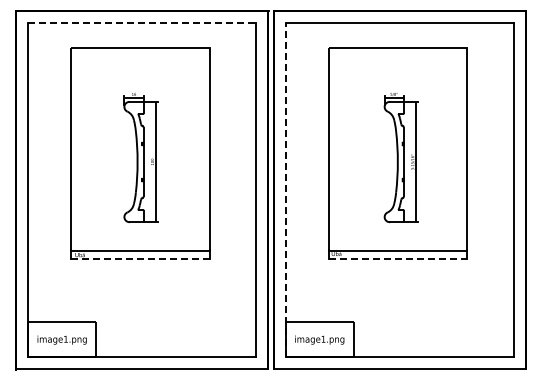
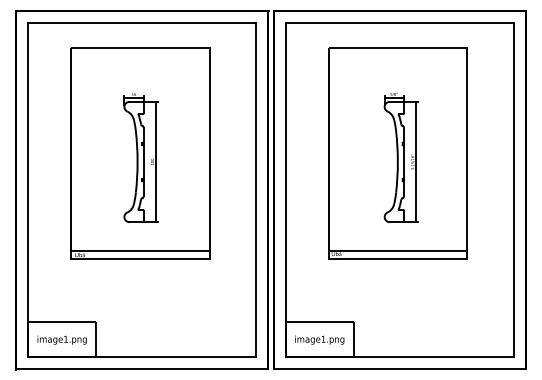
line: dashed -> solid (142, 23)
line: dashed -> solid (285, 189)
line: dashed -> solid (140, 258)
line: dashed -> solid (398, 258)
